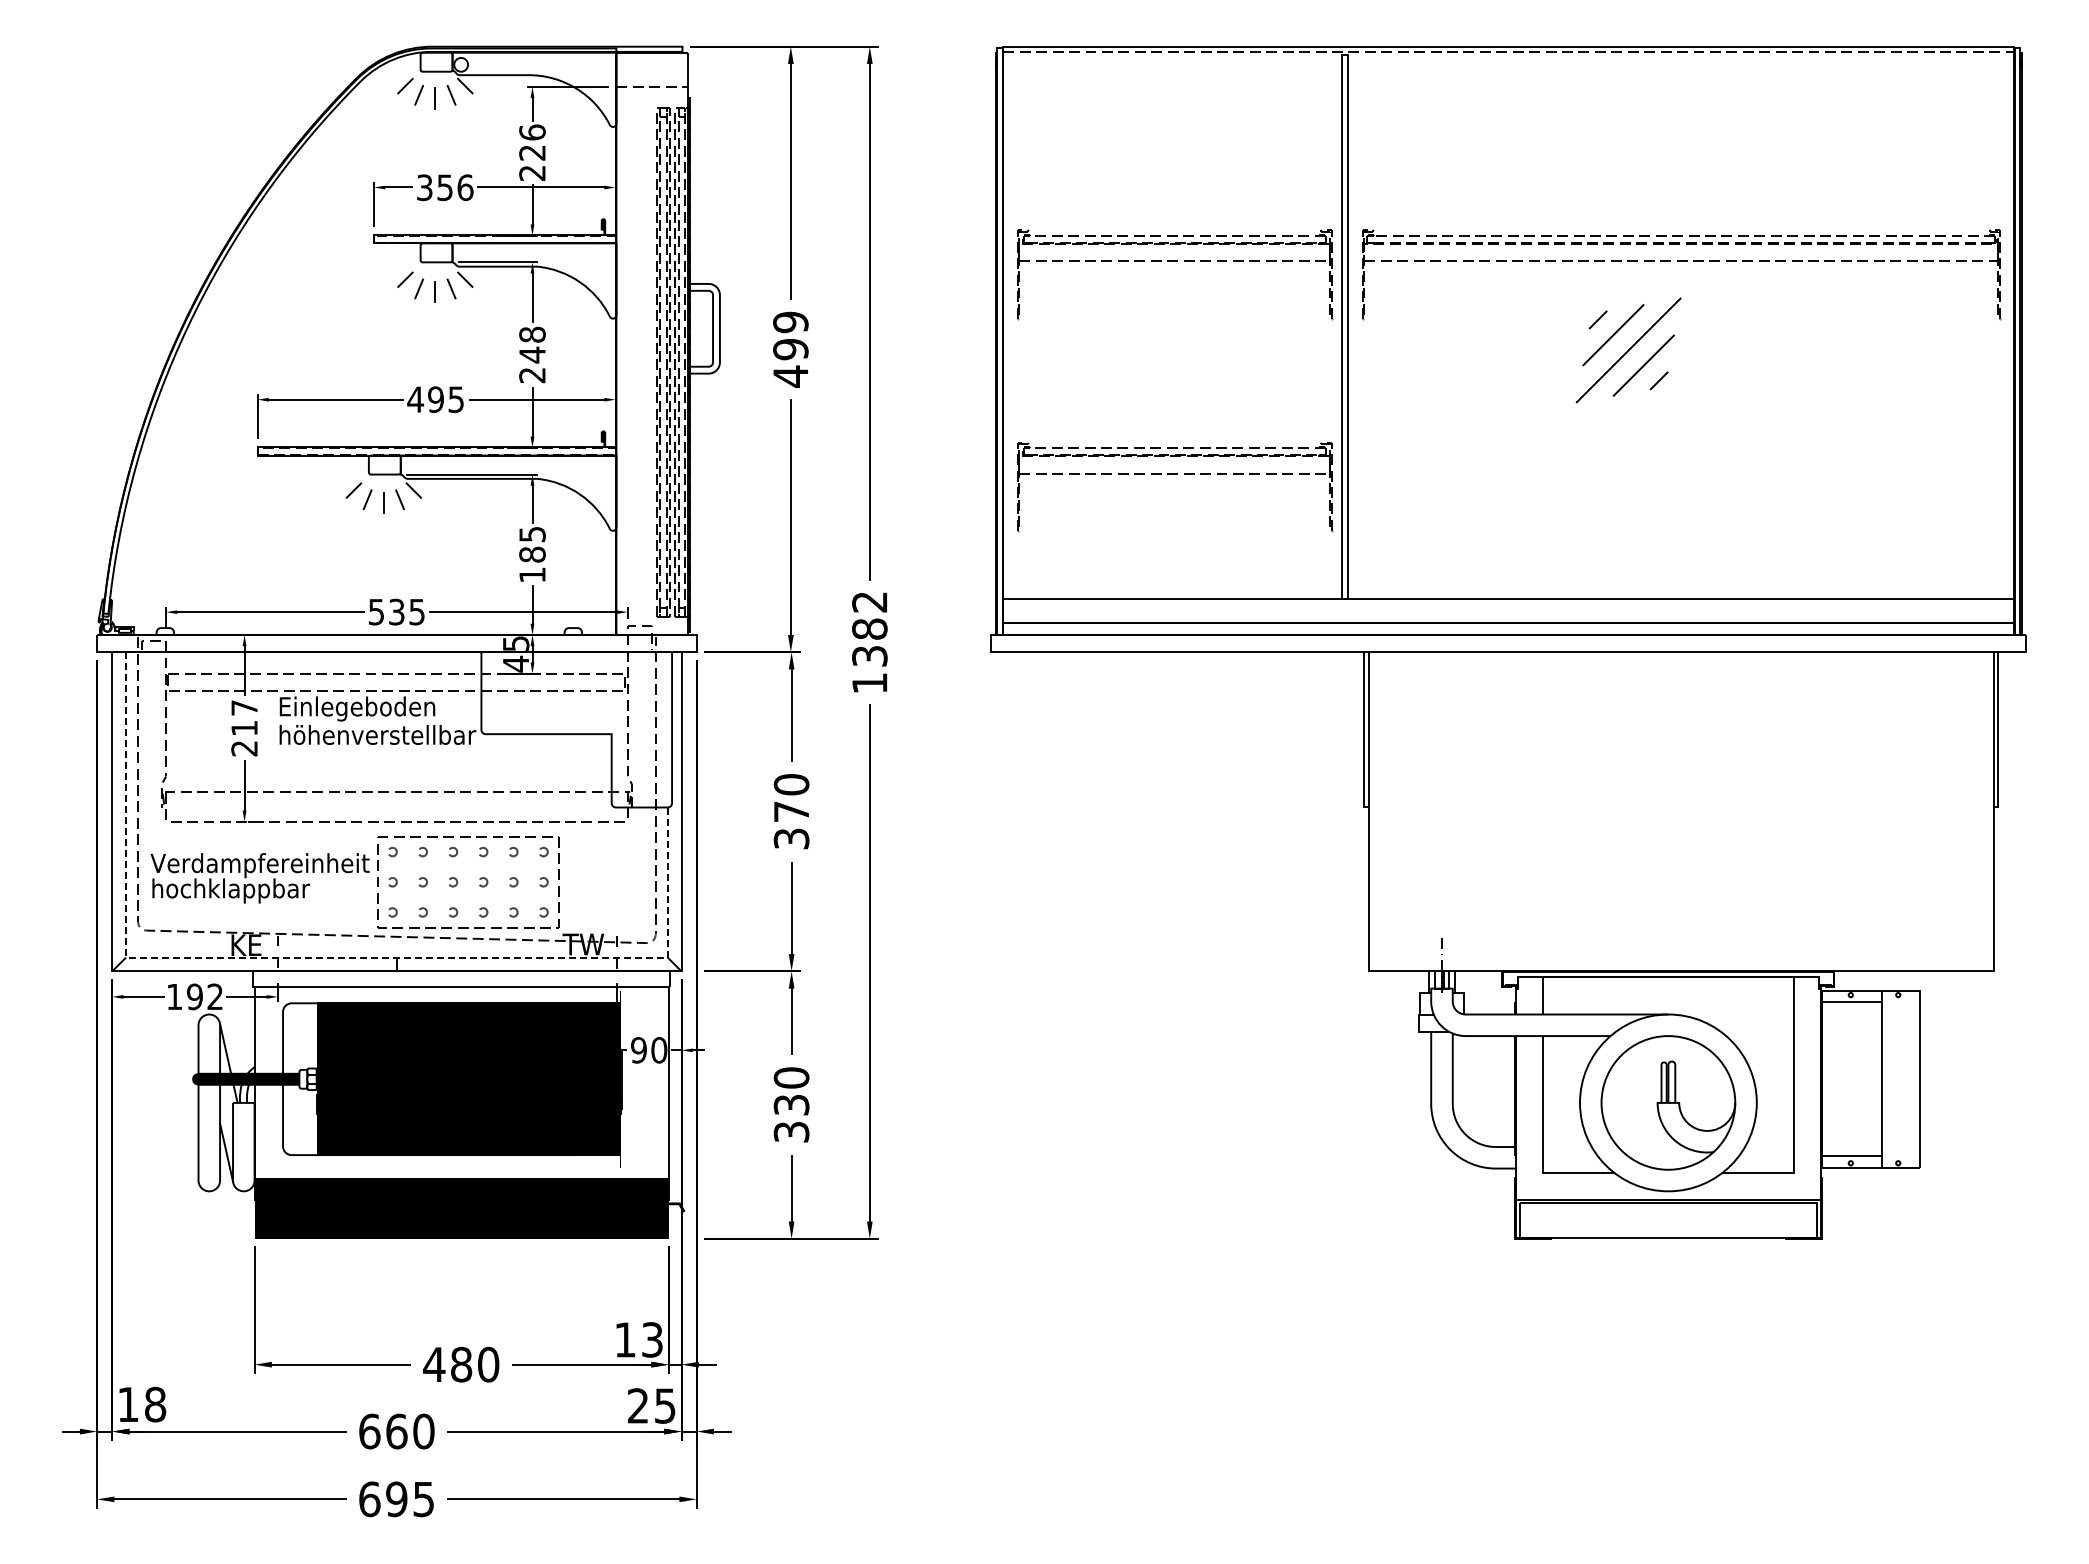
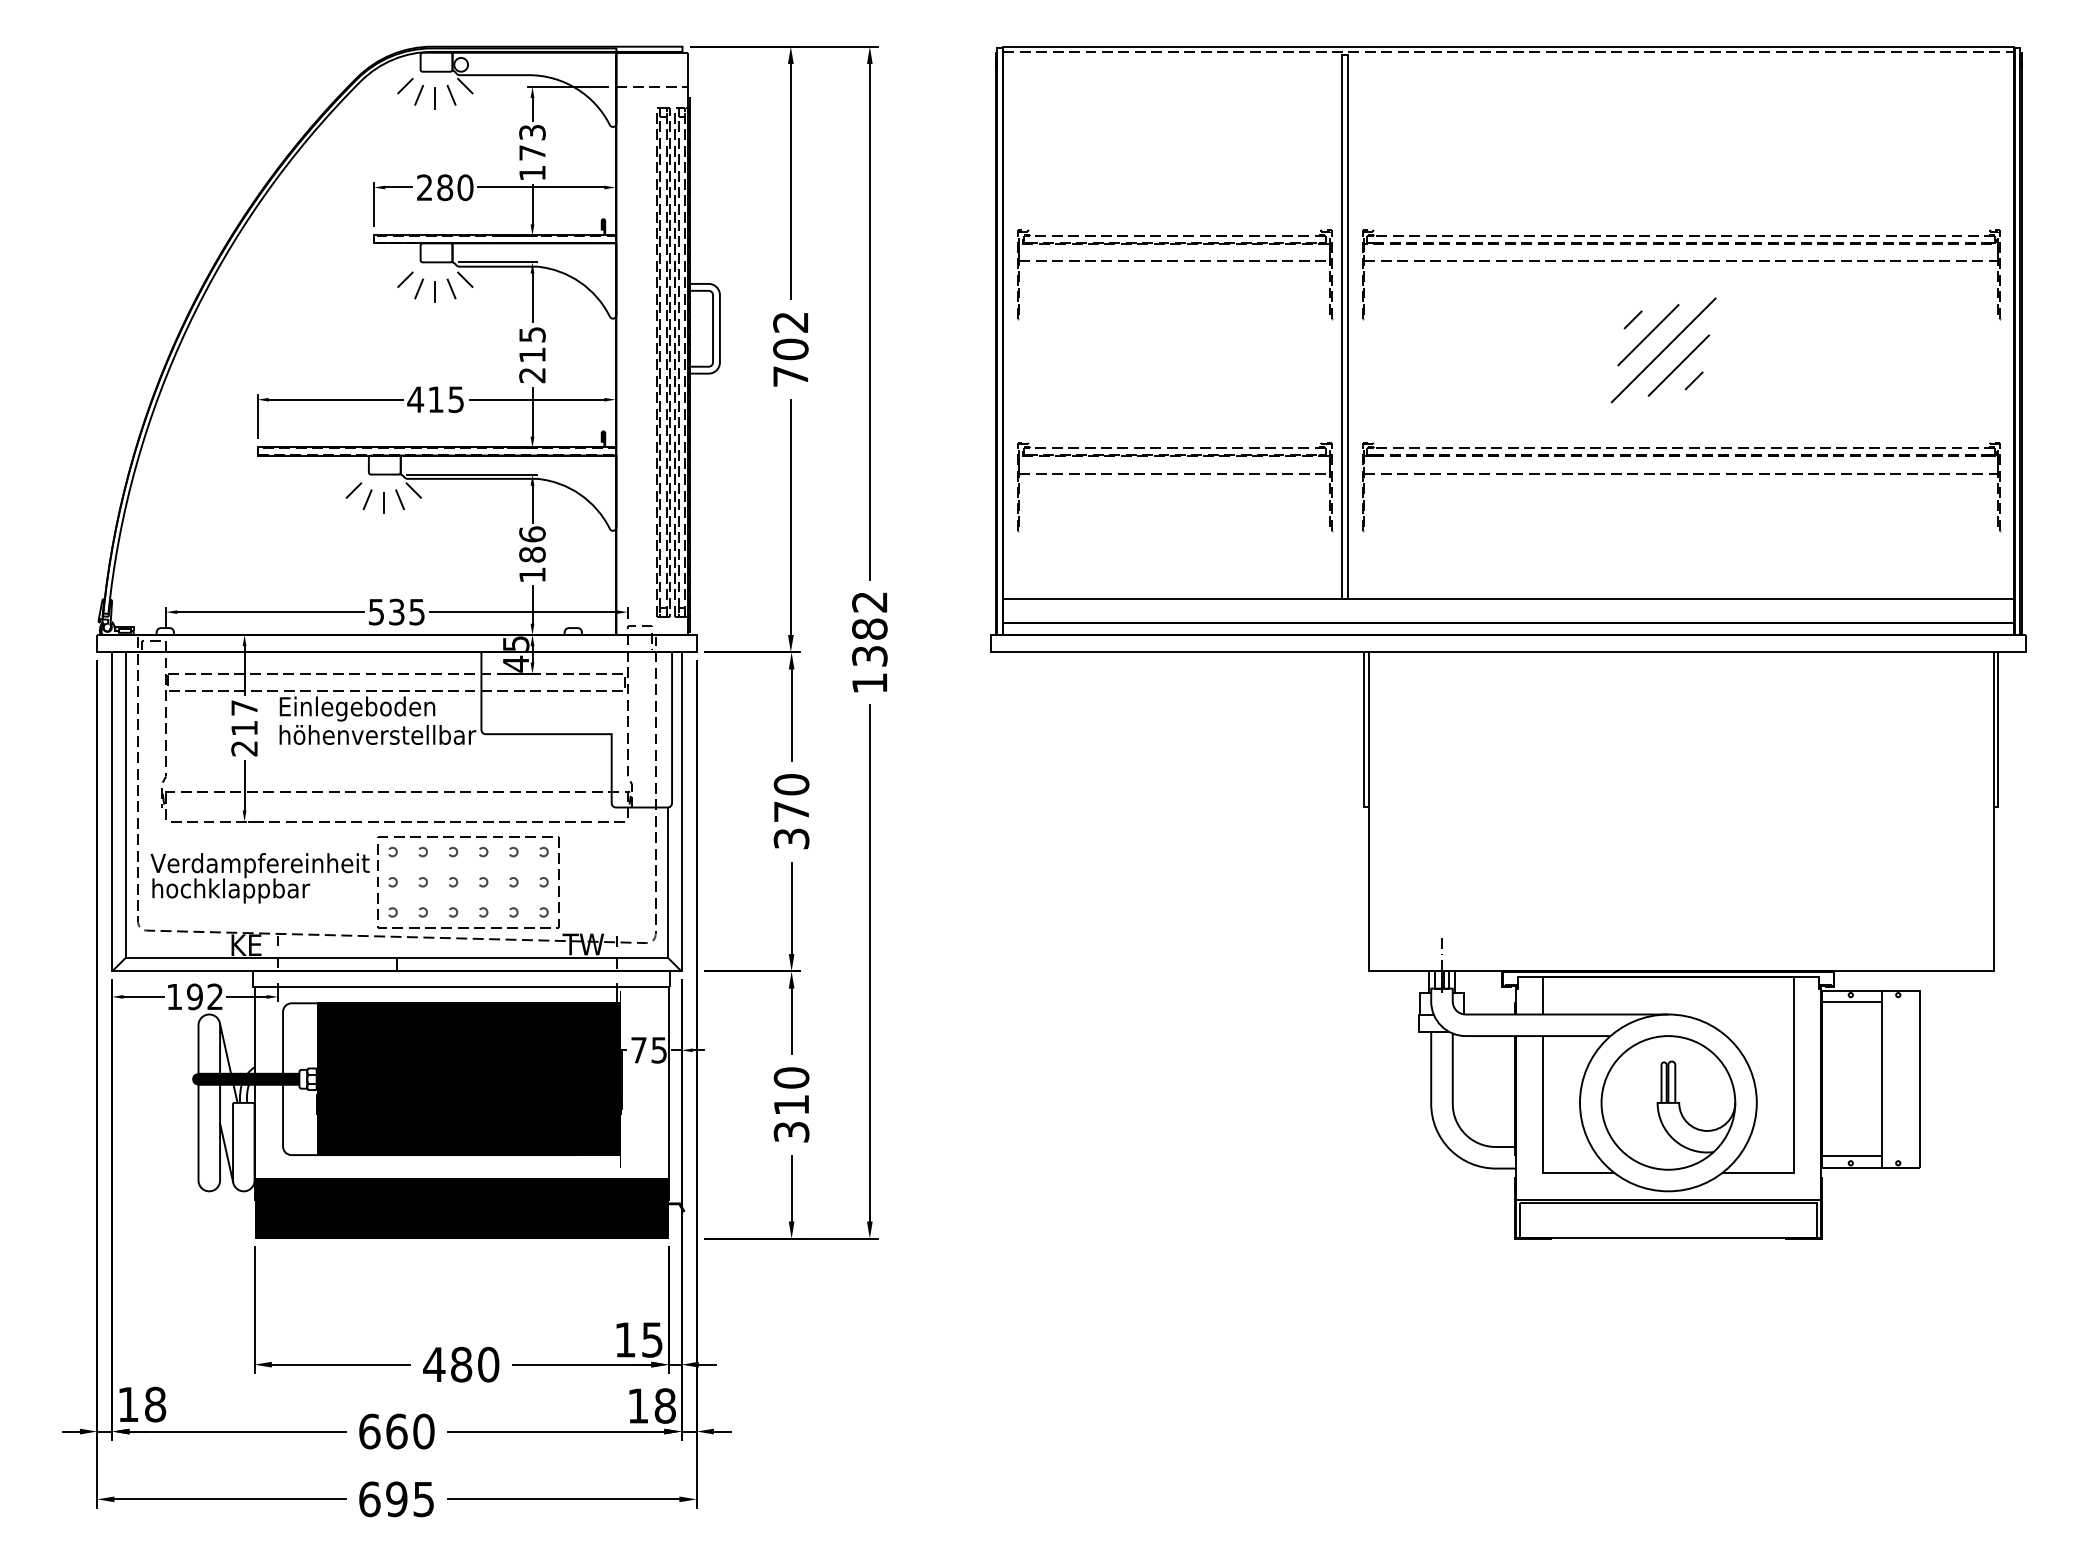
text: 226 -> 173 (532, 152)
text: 356 -> 280 (445, 187)
text: 248 -> 215 (532, 344)
text: 499 -> 702 (790, 349)
part position: (1628, 350) -> (1663, 350) (1663, 350)
text: 495 -> 415 (435, 399)
part: none -> present (1681, 474)
text: 185 -> 186 (532, 534)
line: dashed -> solid (319, 957)
text: 90 -> 75 (649, 1050)
text: 330 -> 310 (791, 1105)
text: 13 -> 15 (652, 1339)
text: 25 -> 18 (651, 1405)
